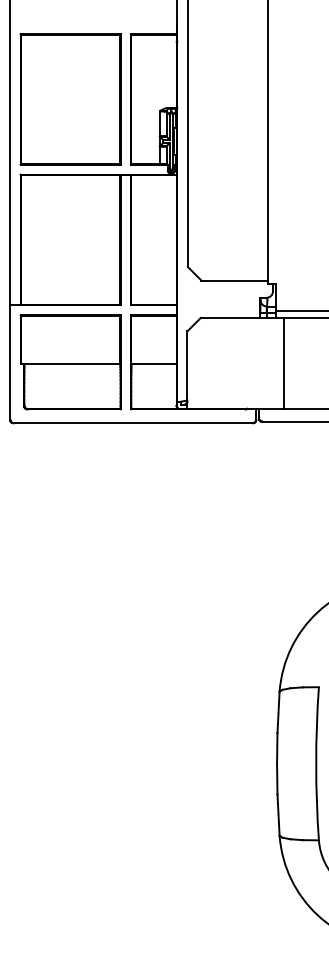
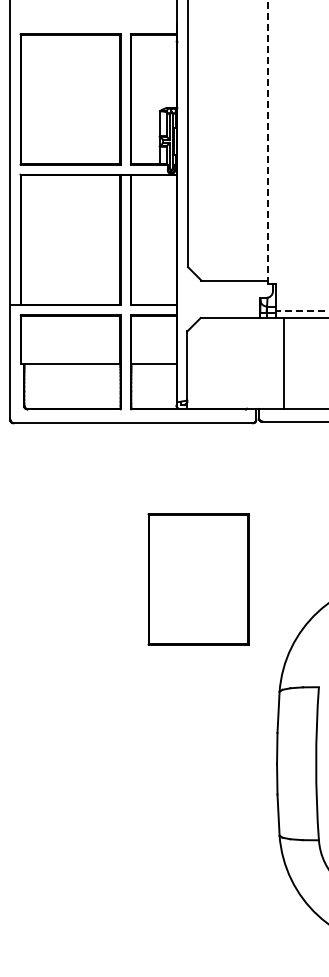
line: solid -> dashed (268, 141)
line: solid -> dashed (301, 311)
part: none -> present (198, 579)
